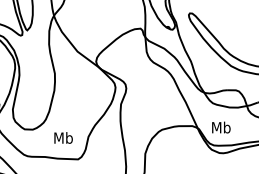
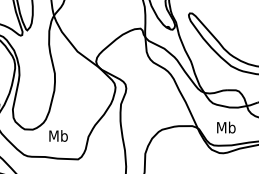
text position: (221, 127) -> (226, 127) (226, 127)
text position: (63, 137) -> (58, 135) (58, 135)
